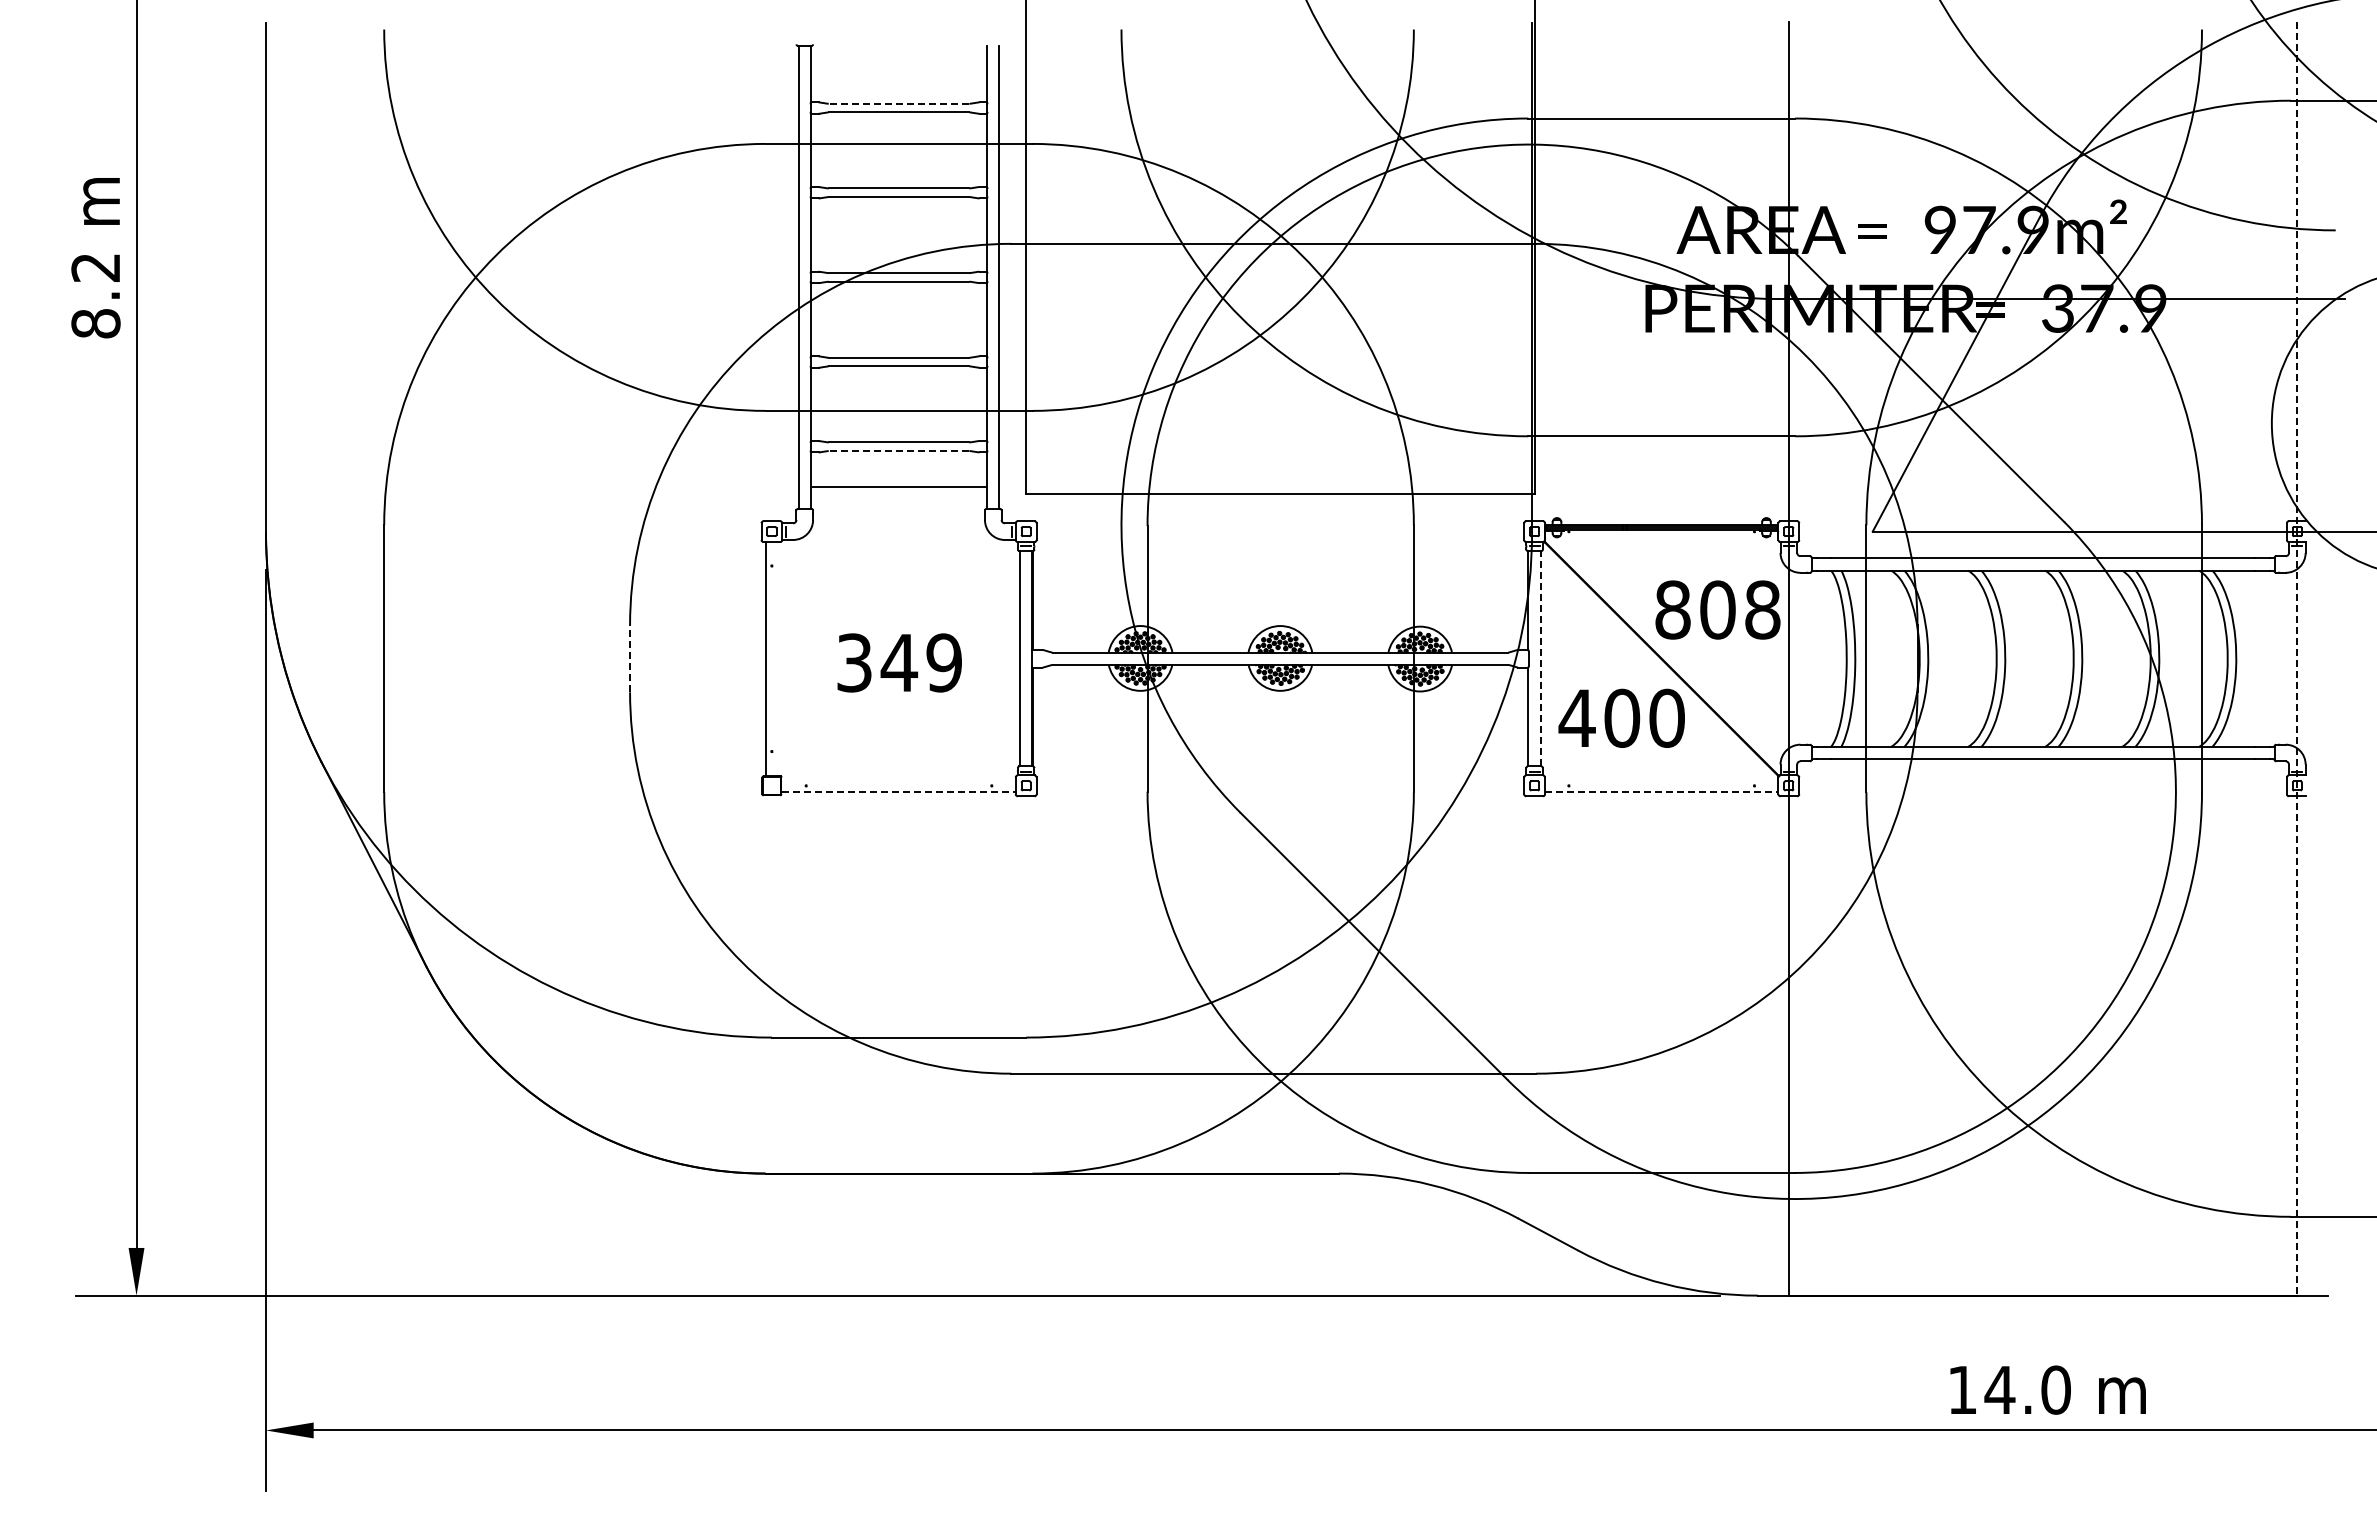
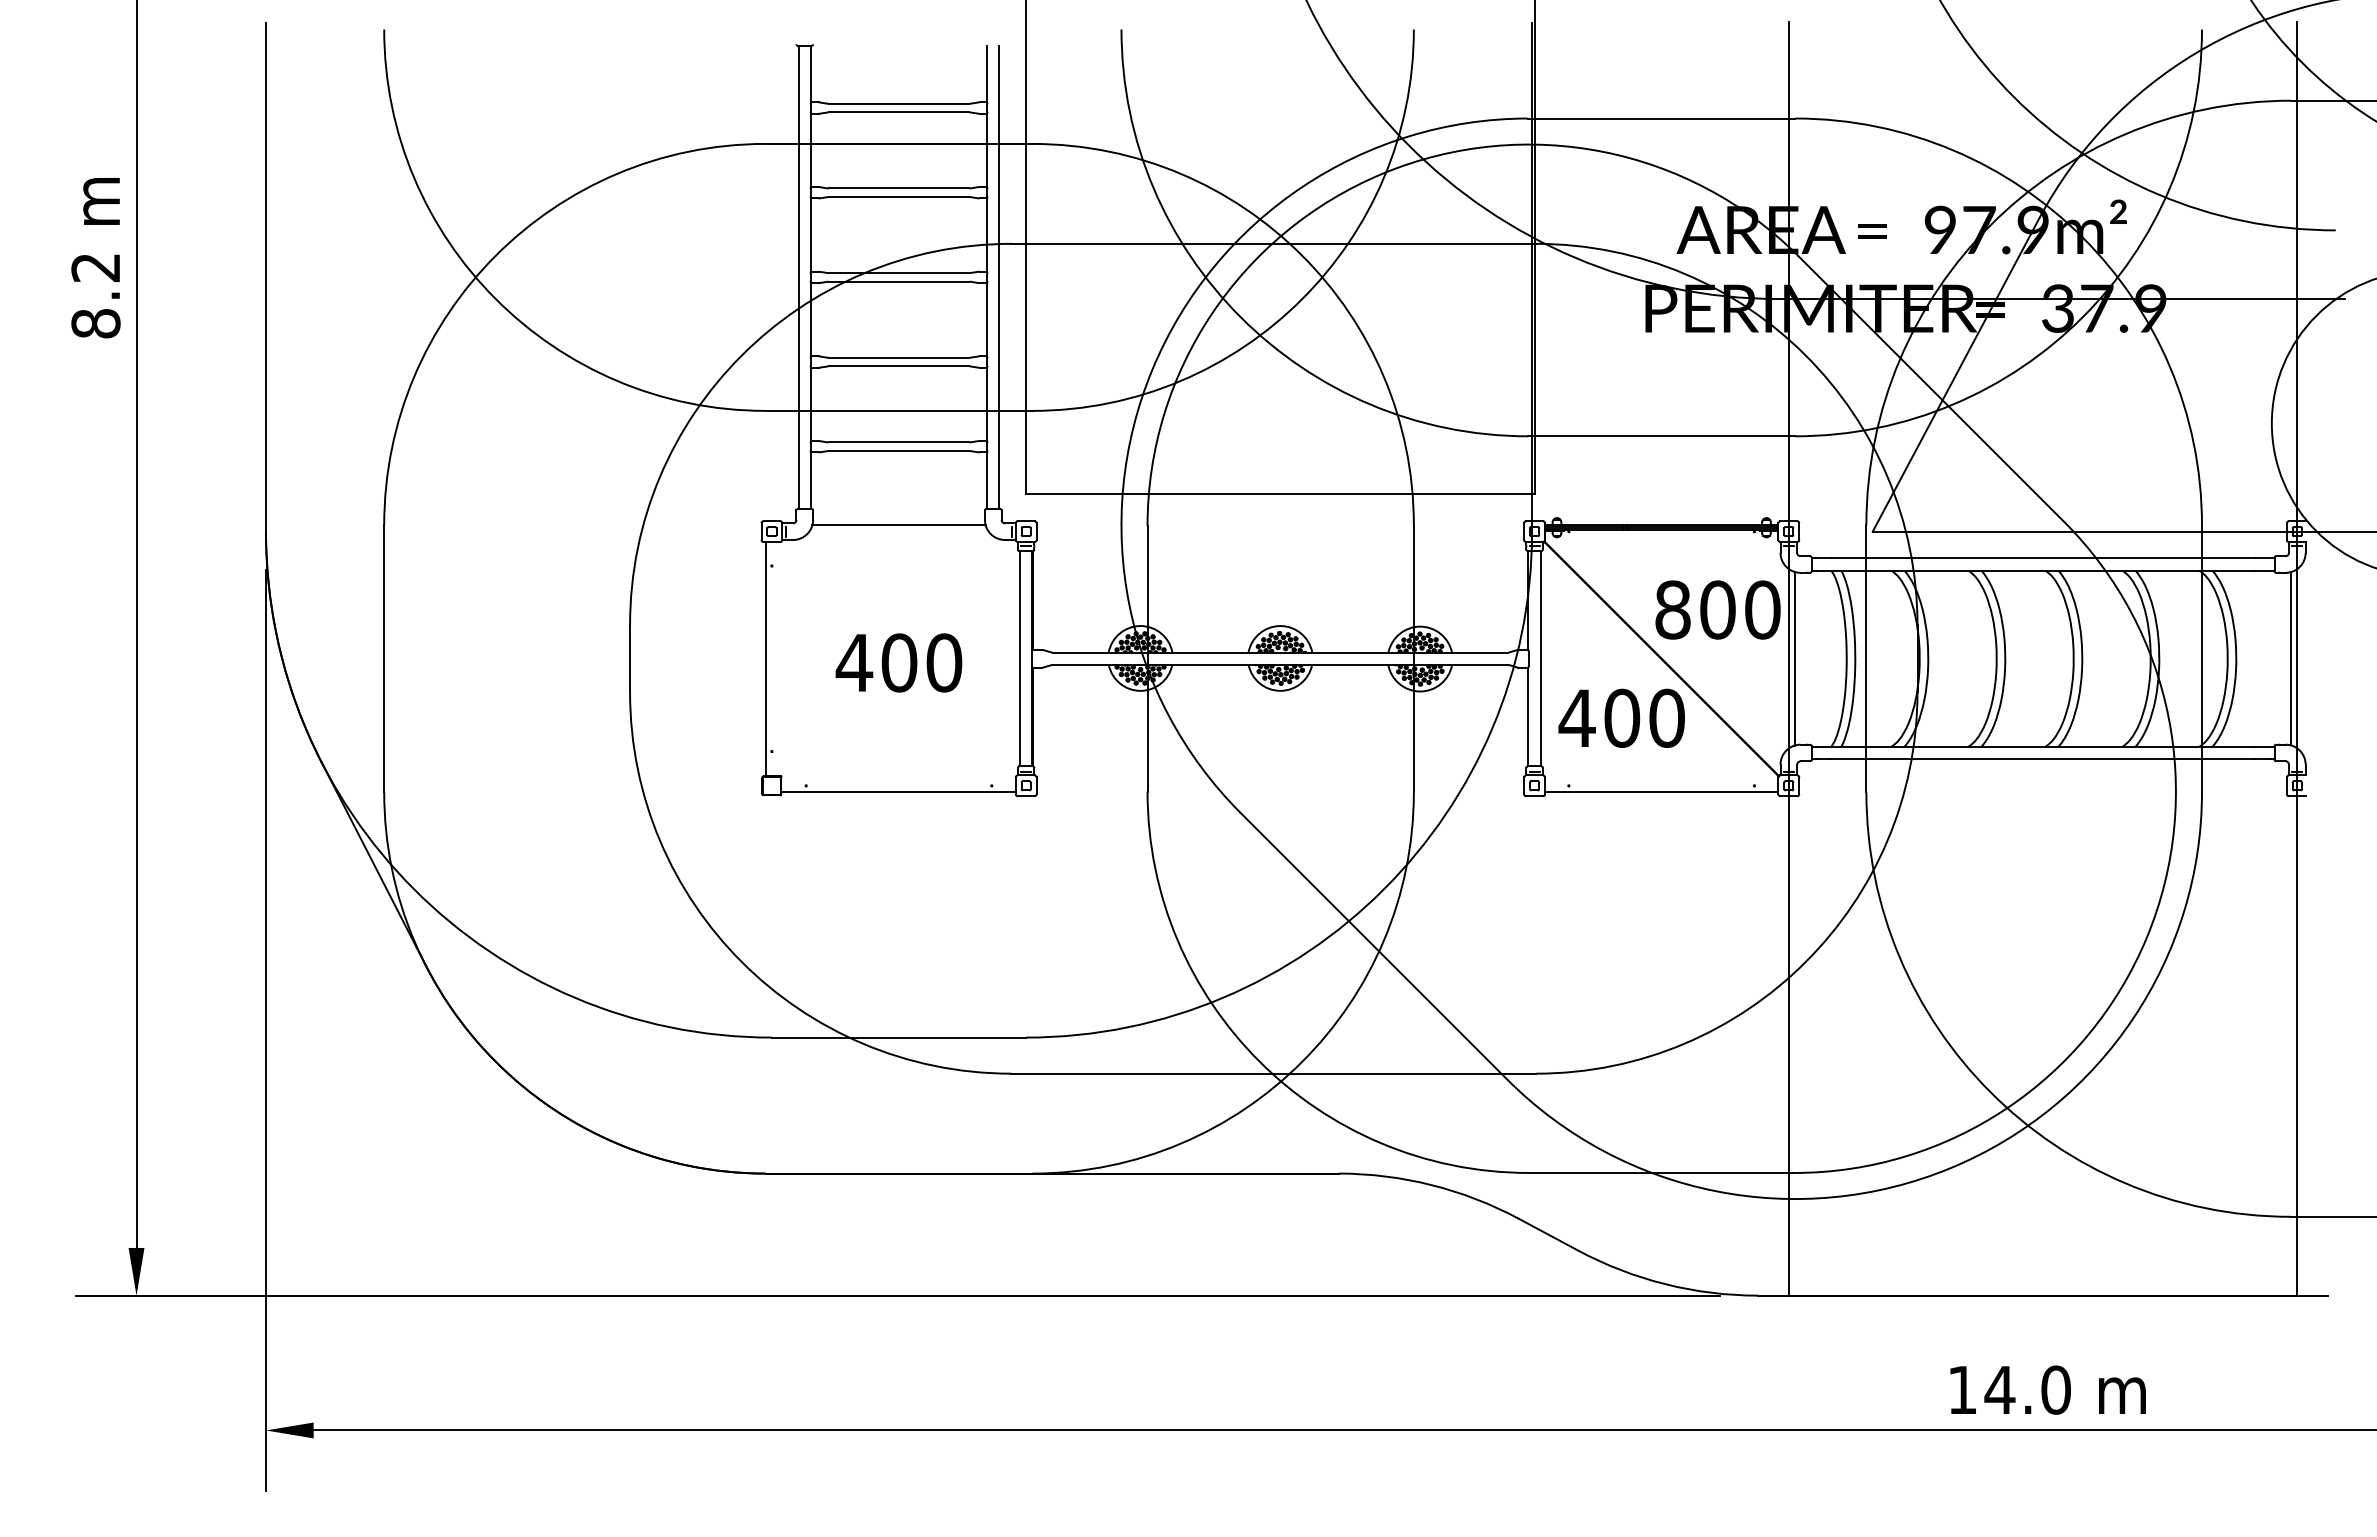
line: dashed -> solid (898, 103)
line: dashed -> solid (898, 451)
line position: (898, 487) -> (898, 525) (898, 525)
text: 808 -> 800 (1762, 609)
line: dashed -> solid (630, 658)
line: dashed -> solid (1540, 658)
line: none -> present (1794, 658)
line: none -> present (2290, 658)
line: dashed -> solid (2297, 658)
text: 349 -> 400 (898, 662)
line: dashed -> solid (1661, 791)
line: dashed -> solid (898, 792)
